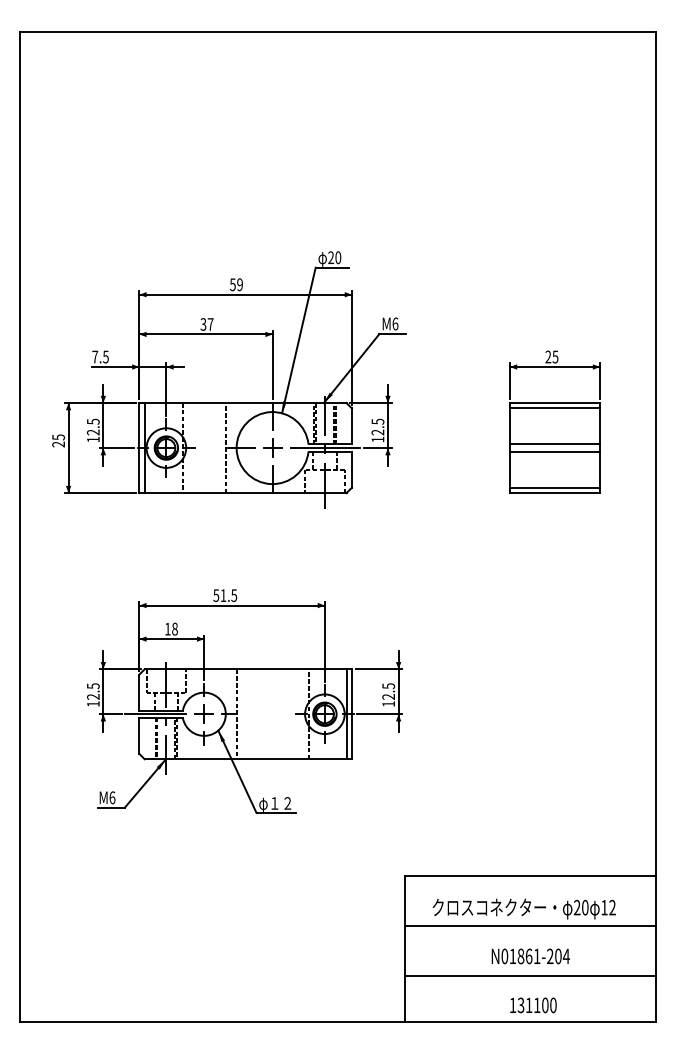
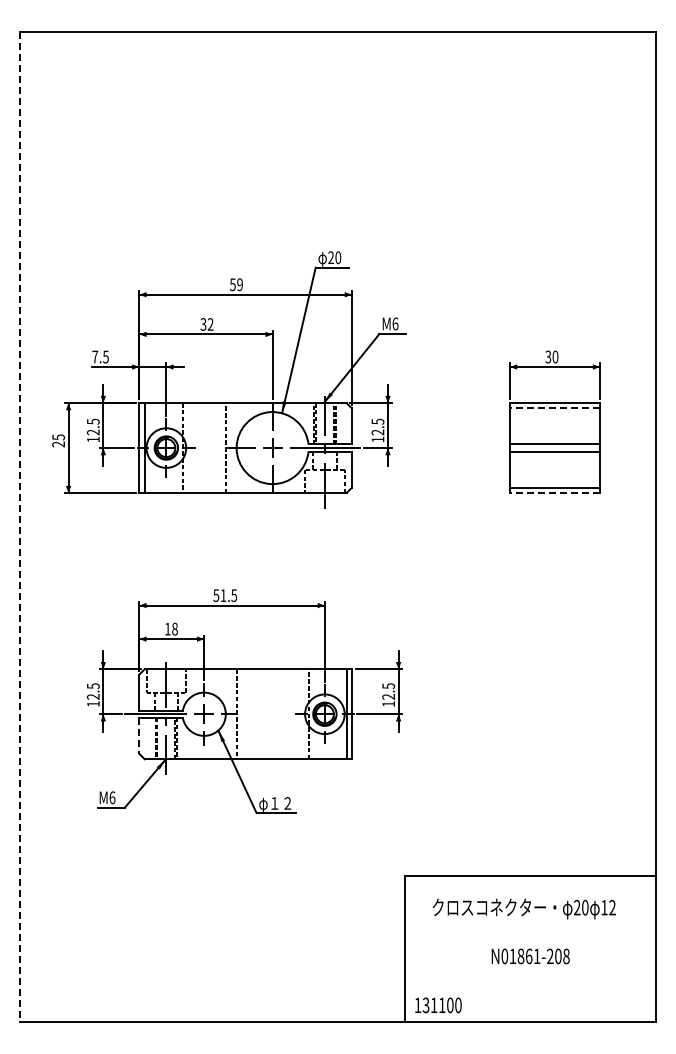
text: 37 -> 32 (210, 324)
text: 25 -> 30 (551, 356)
line: solid -> dashed (554, 408)
line: solid -> dashed (554, 493)
line: solid -> dashed (20, 527)
line: solid -> dashed (139, 736)
line: present -> none (529, 926)
text: N01861-204 -> N01861-208 (566, 956)
line: present -> none (529, 976)
text position: (533, 1005) -> (438, 1005) (438, 1005)
